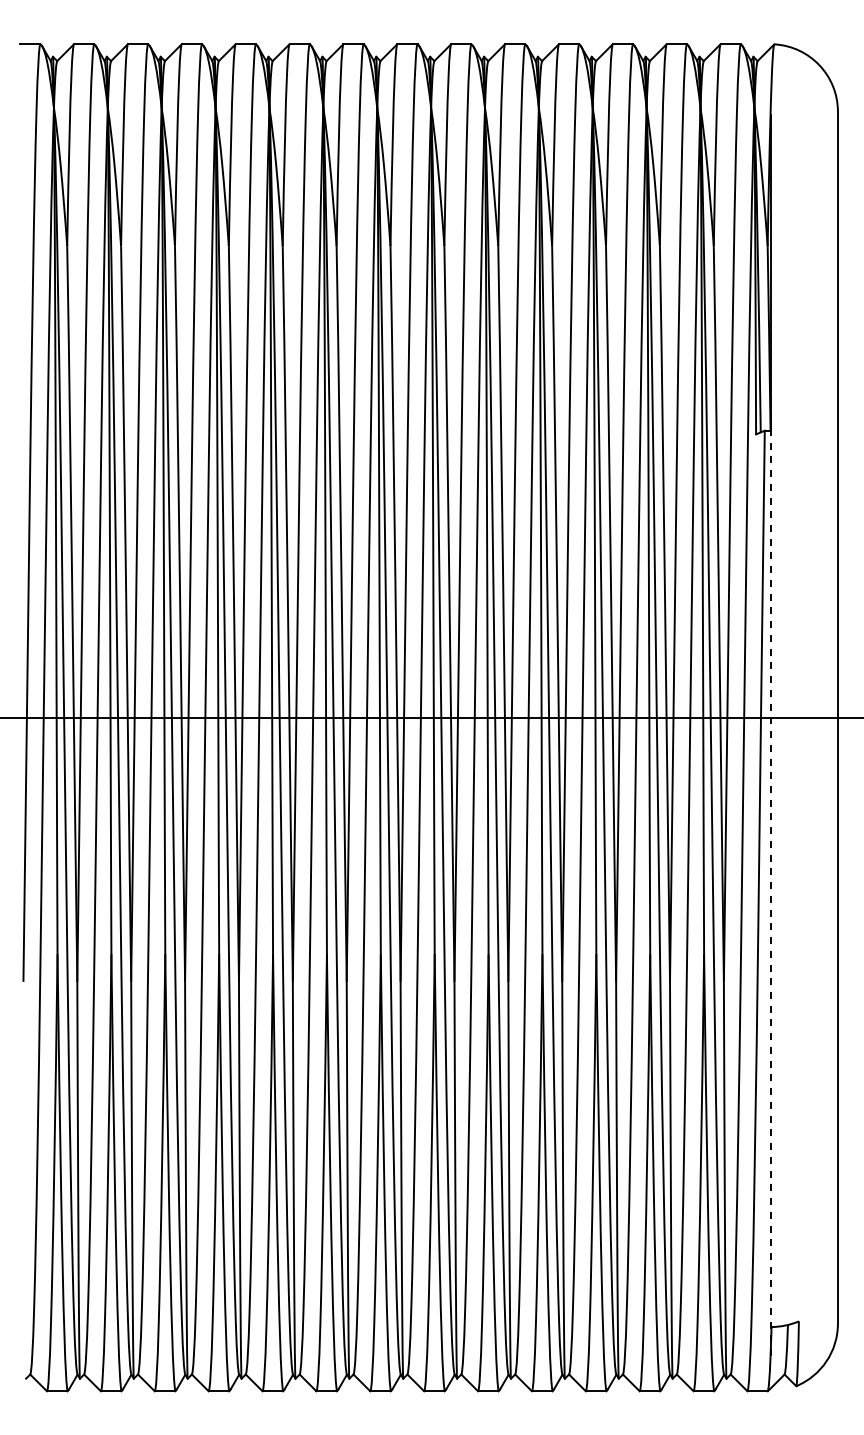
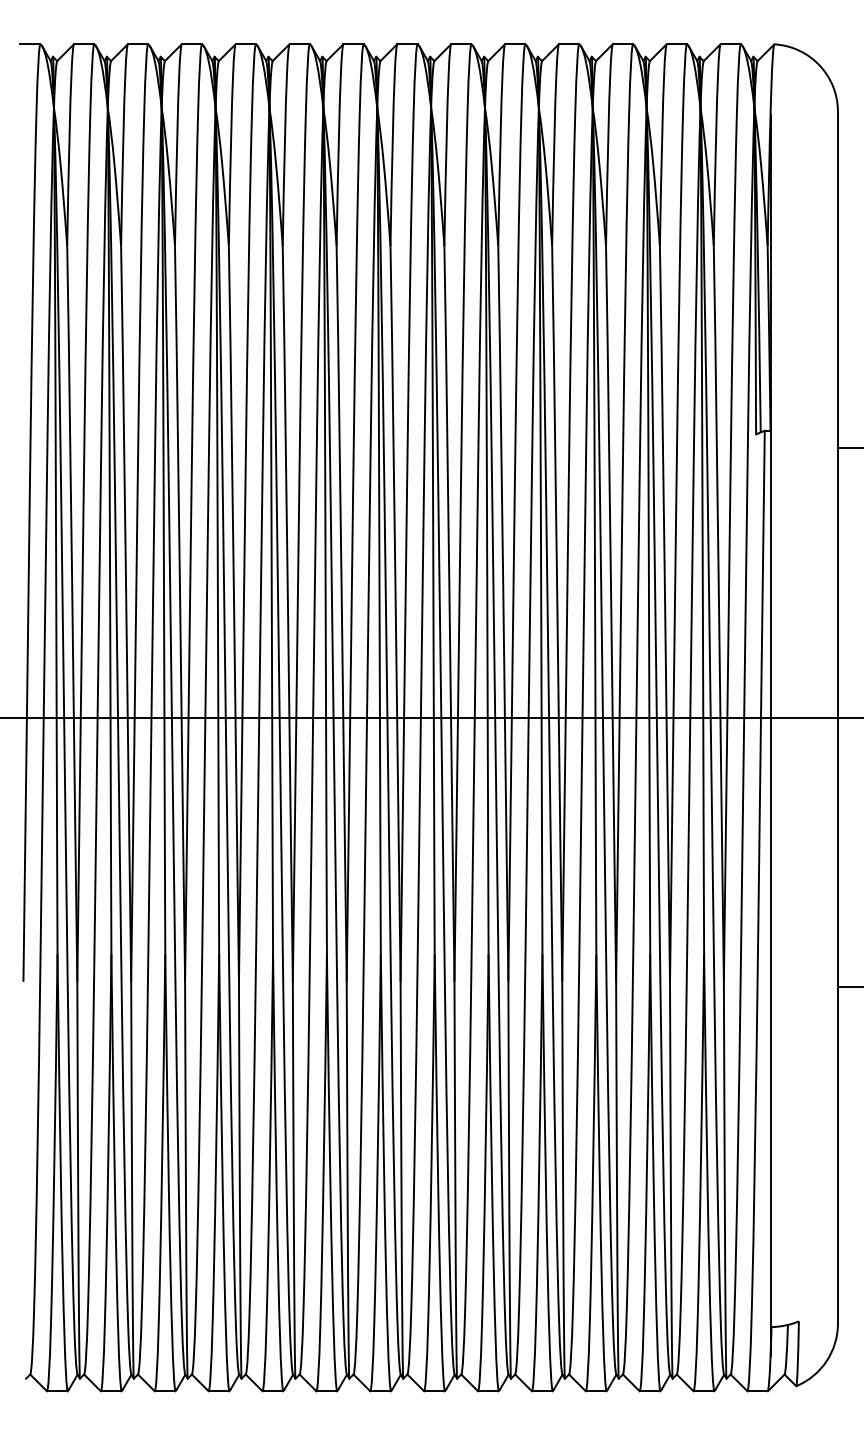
line: none -> present (848, 448)
line: dashed -> solid (770, 893)
line: none -> present (848, 987)
